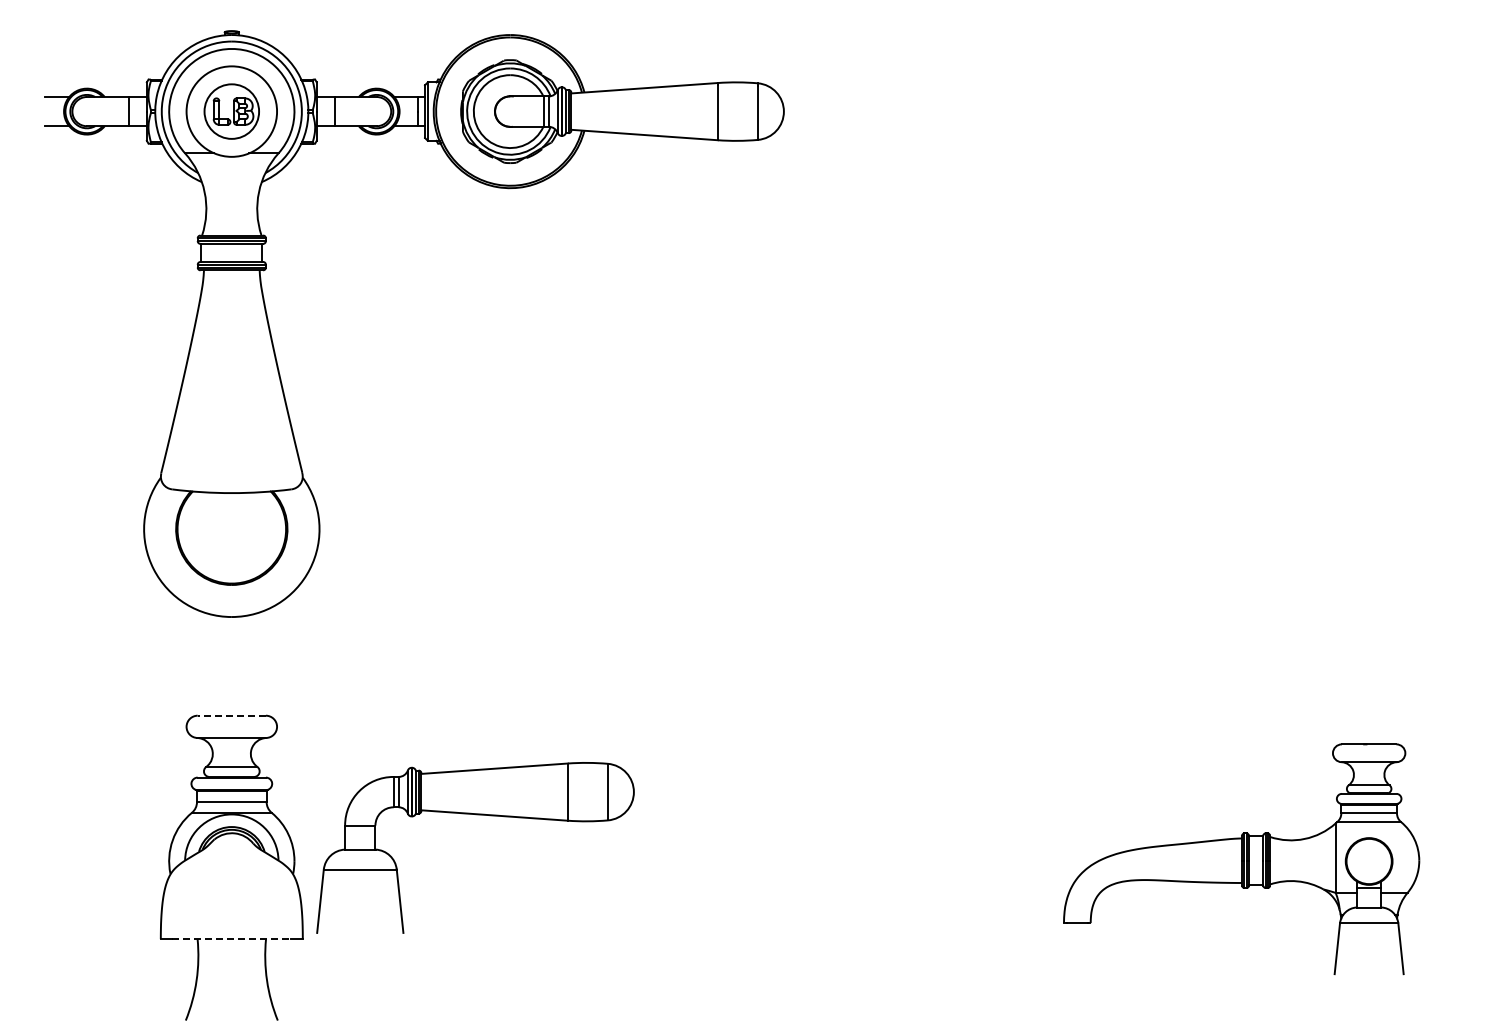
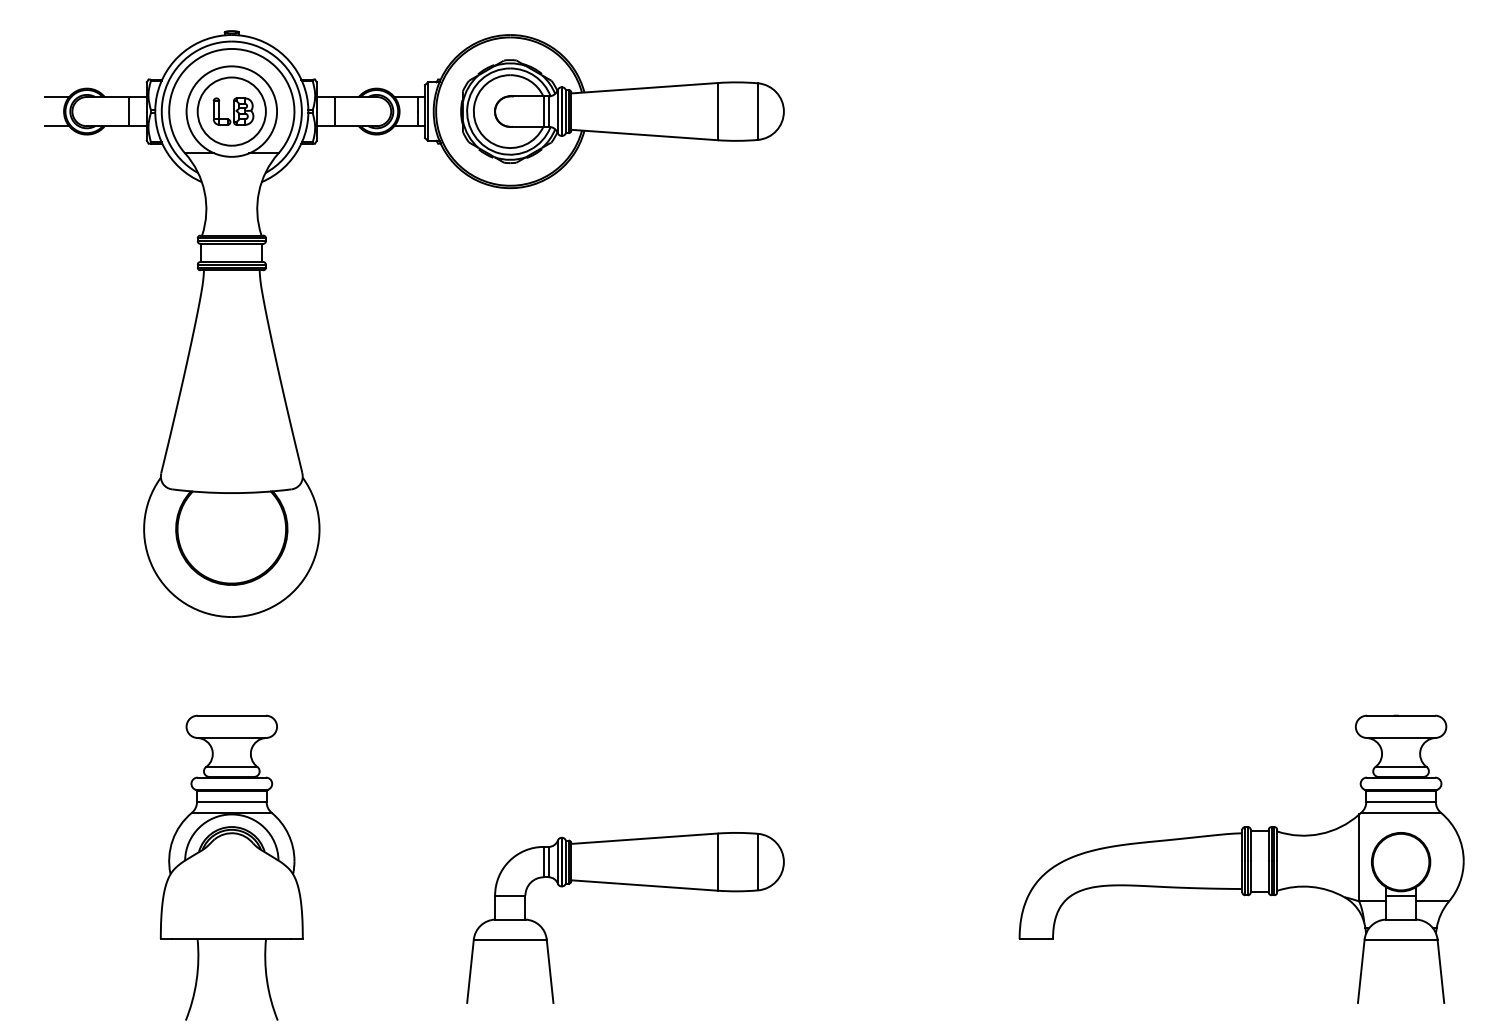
circle diameter: 55 px -> 68 px (231, 111)
line: dashed -> solid (231, 715)
part position: (476, 815) -> (626, 885) (626, 885)
part size: 358x233 px -> 447x290 px (1241, 858)
line: dashed -> solid (231, 939)
